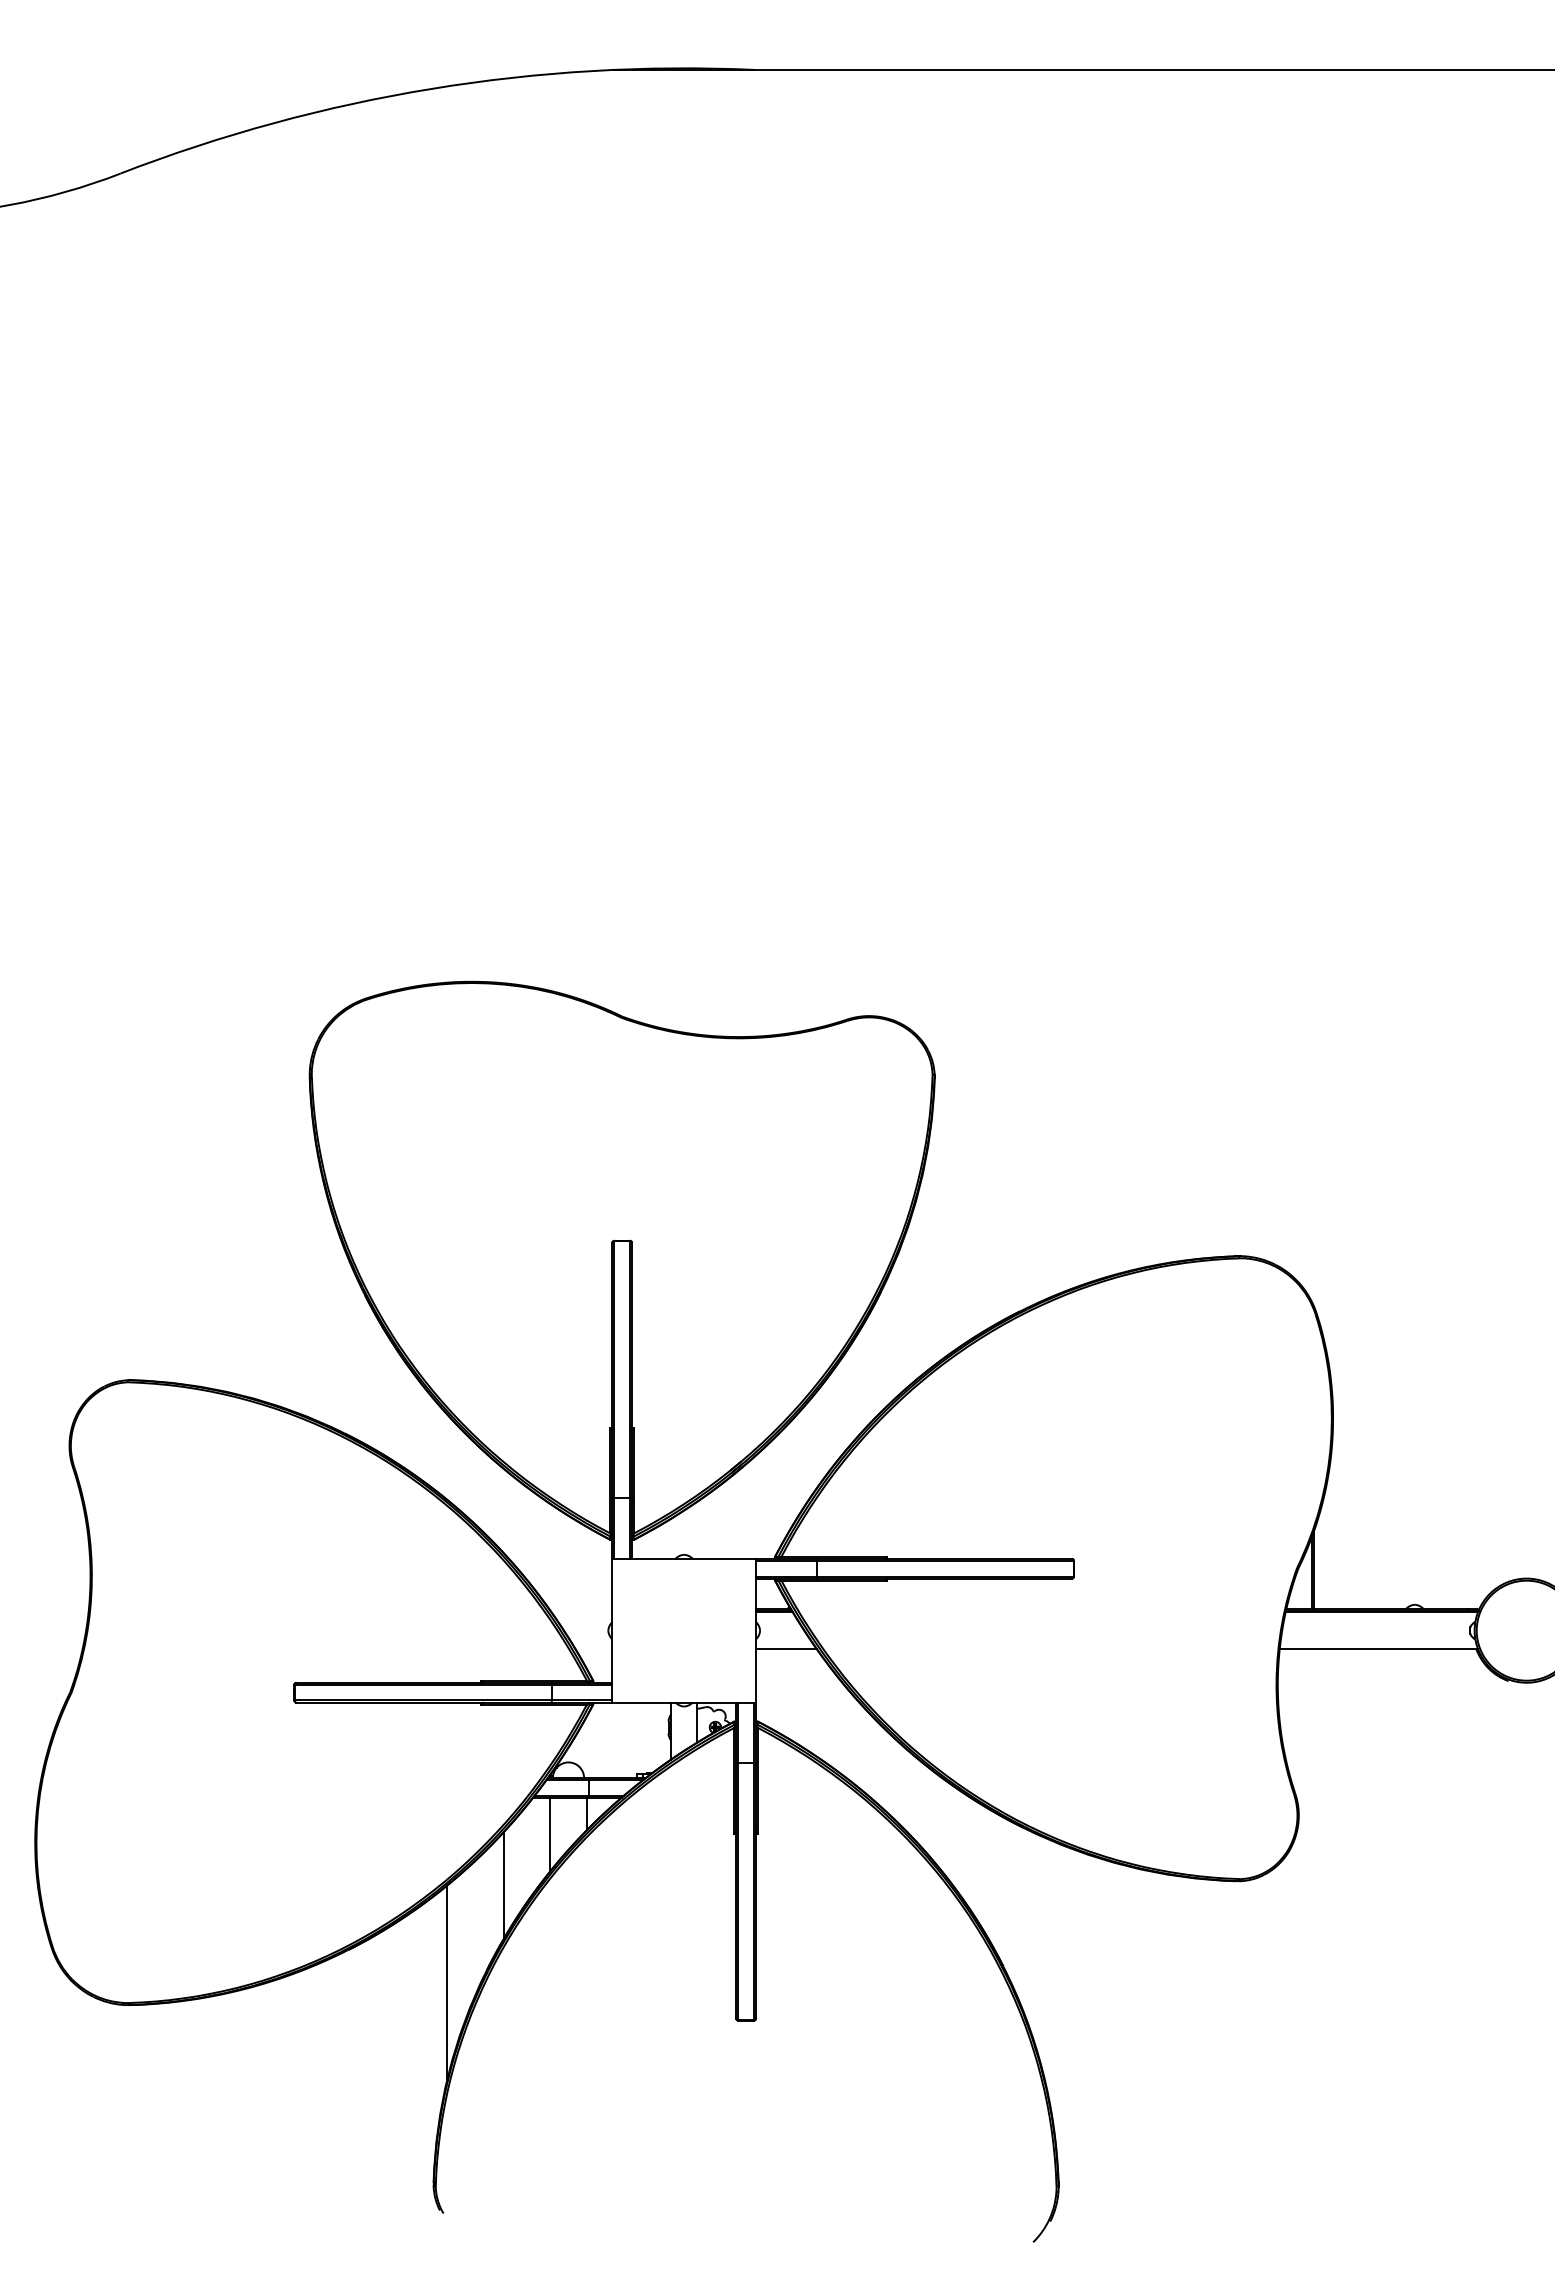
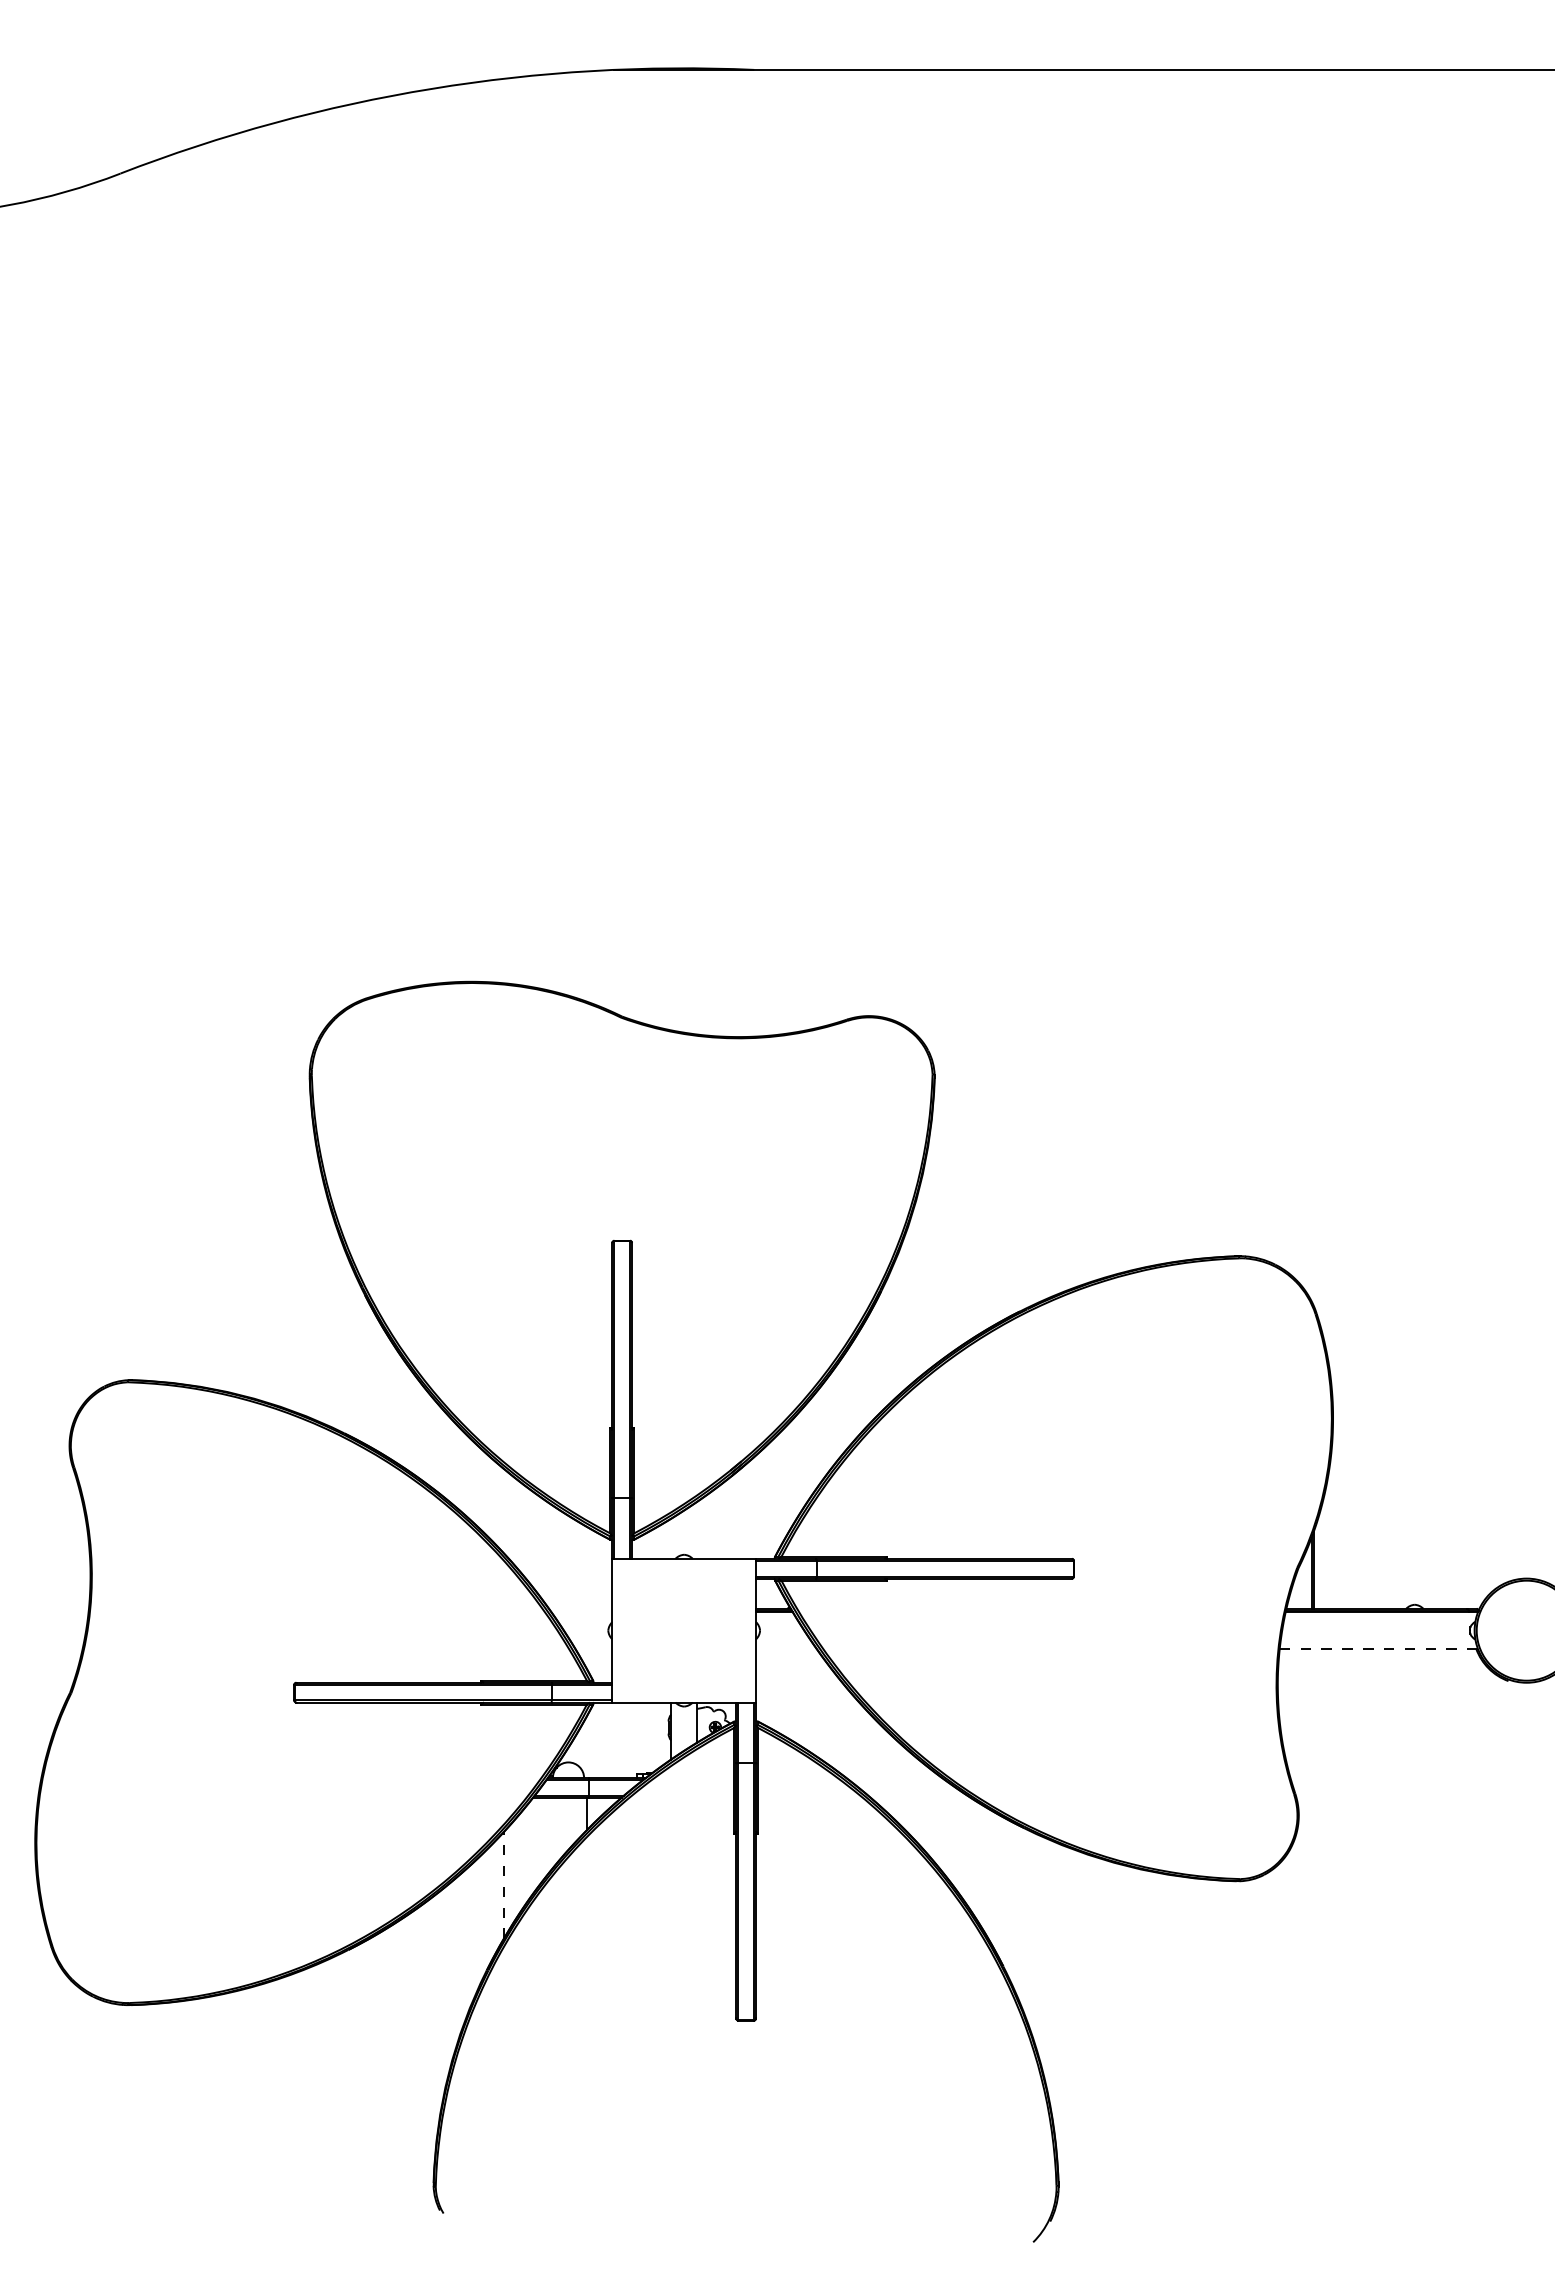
line: present -> none (786, 1648)
line: solid -> dashed (1379, 1648)
line: present -> none (550, 1834)
line: solid -> dashed (503, 1884)
line: present -> none (447, 1981)
